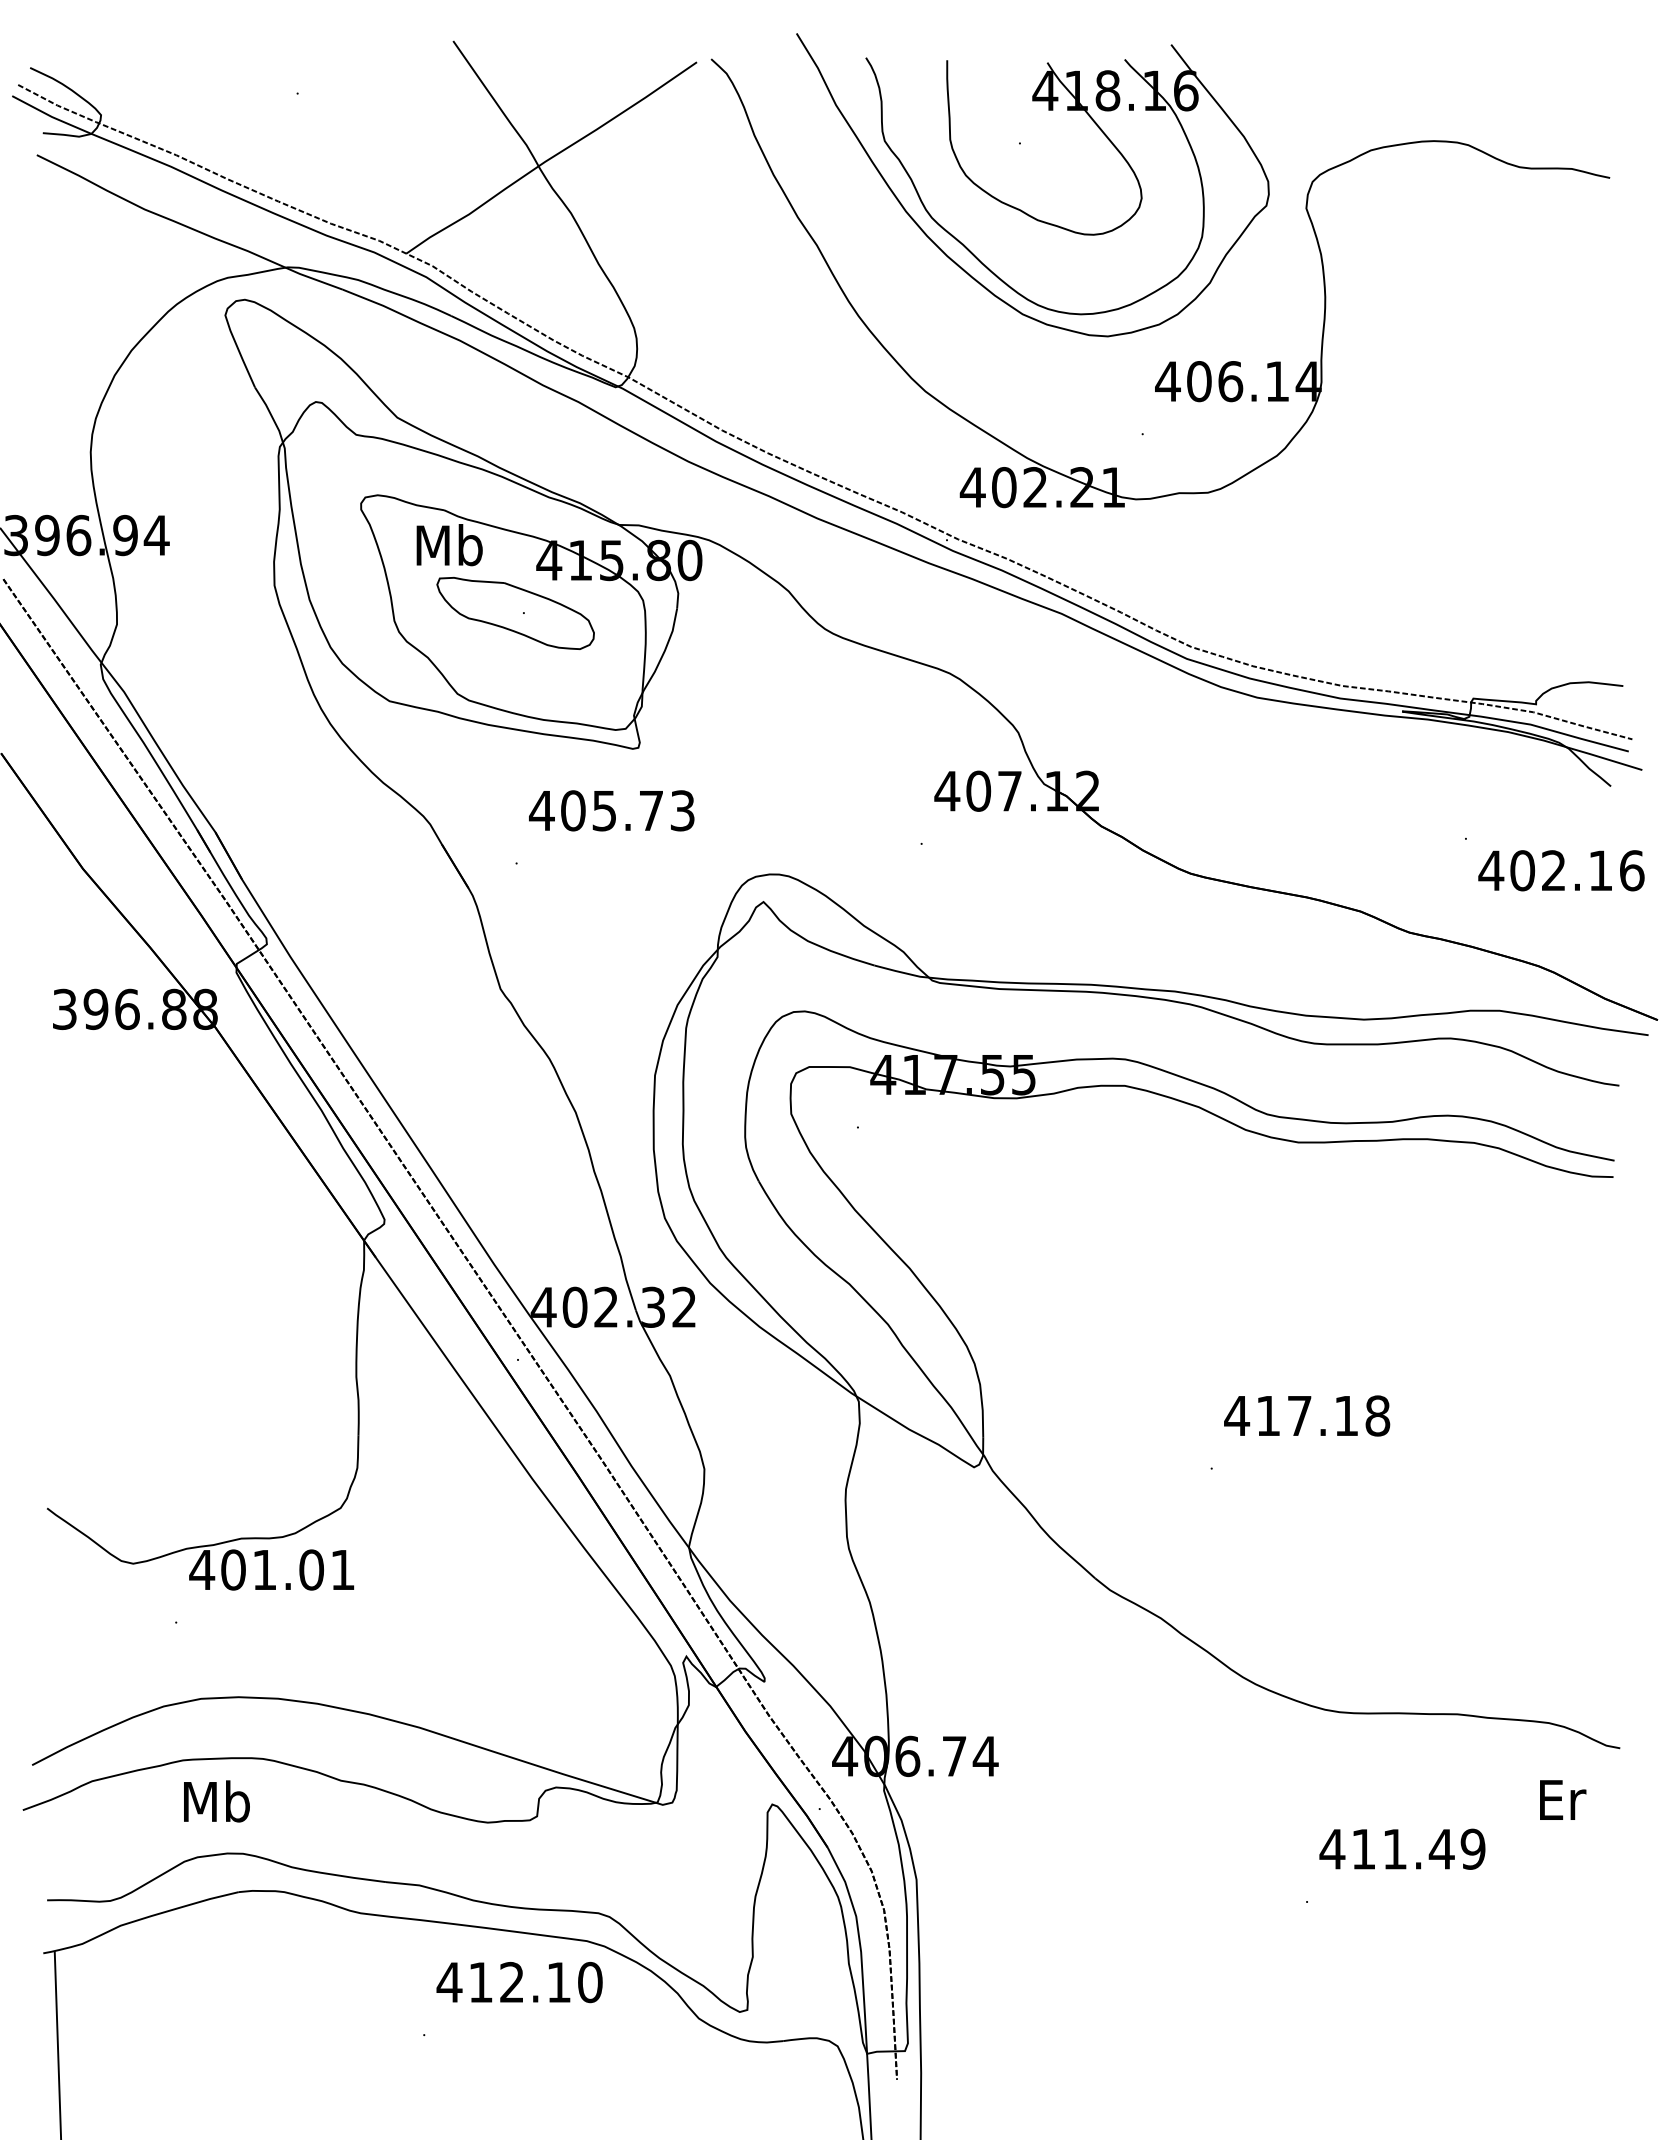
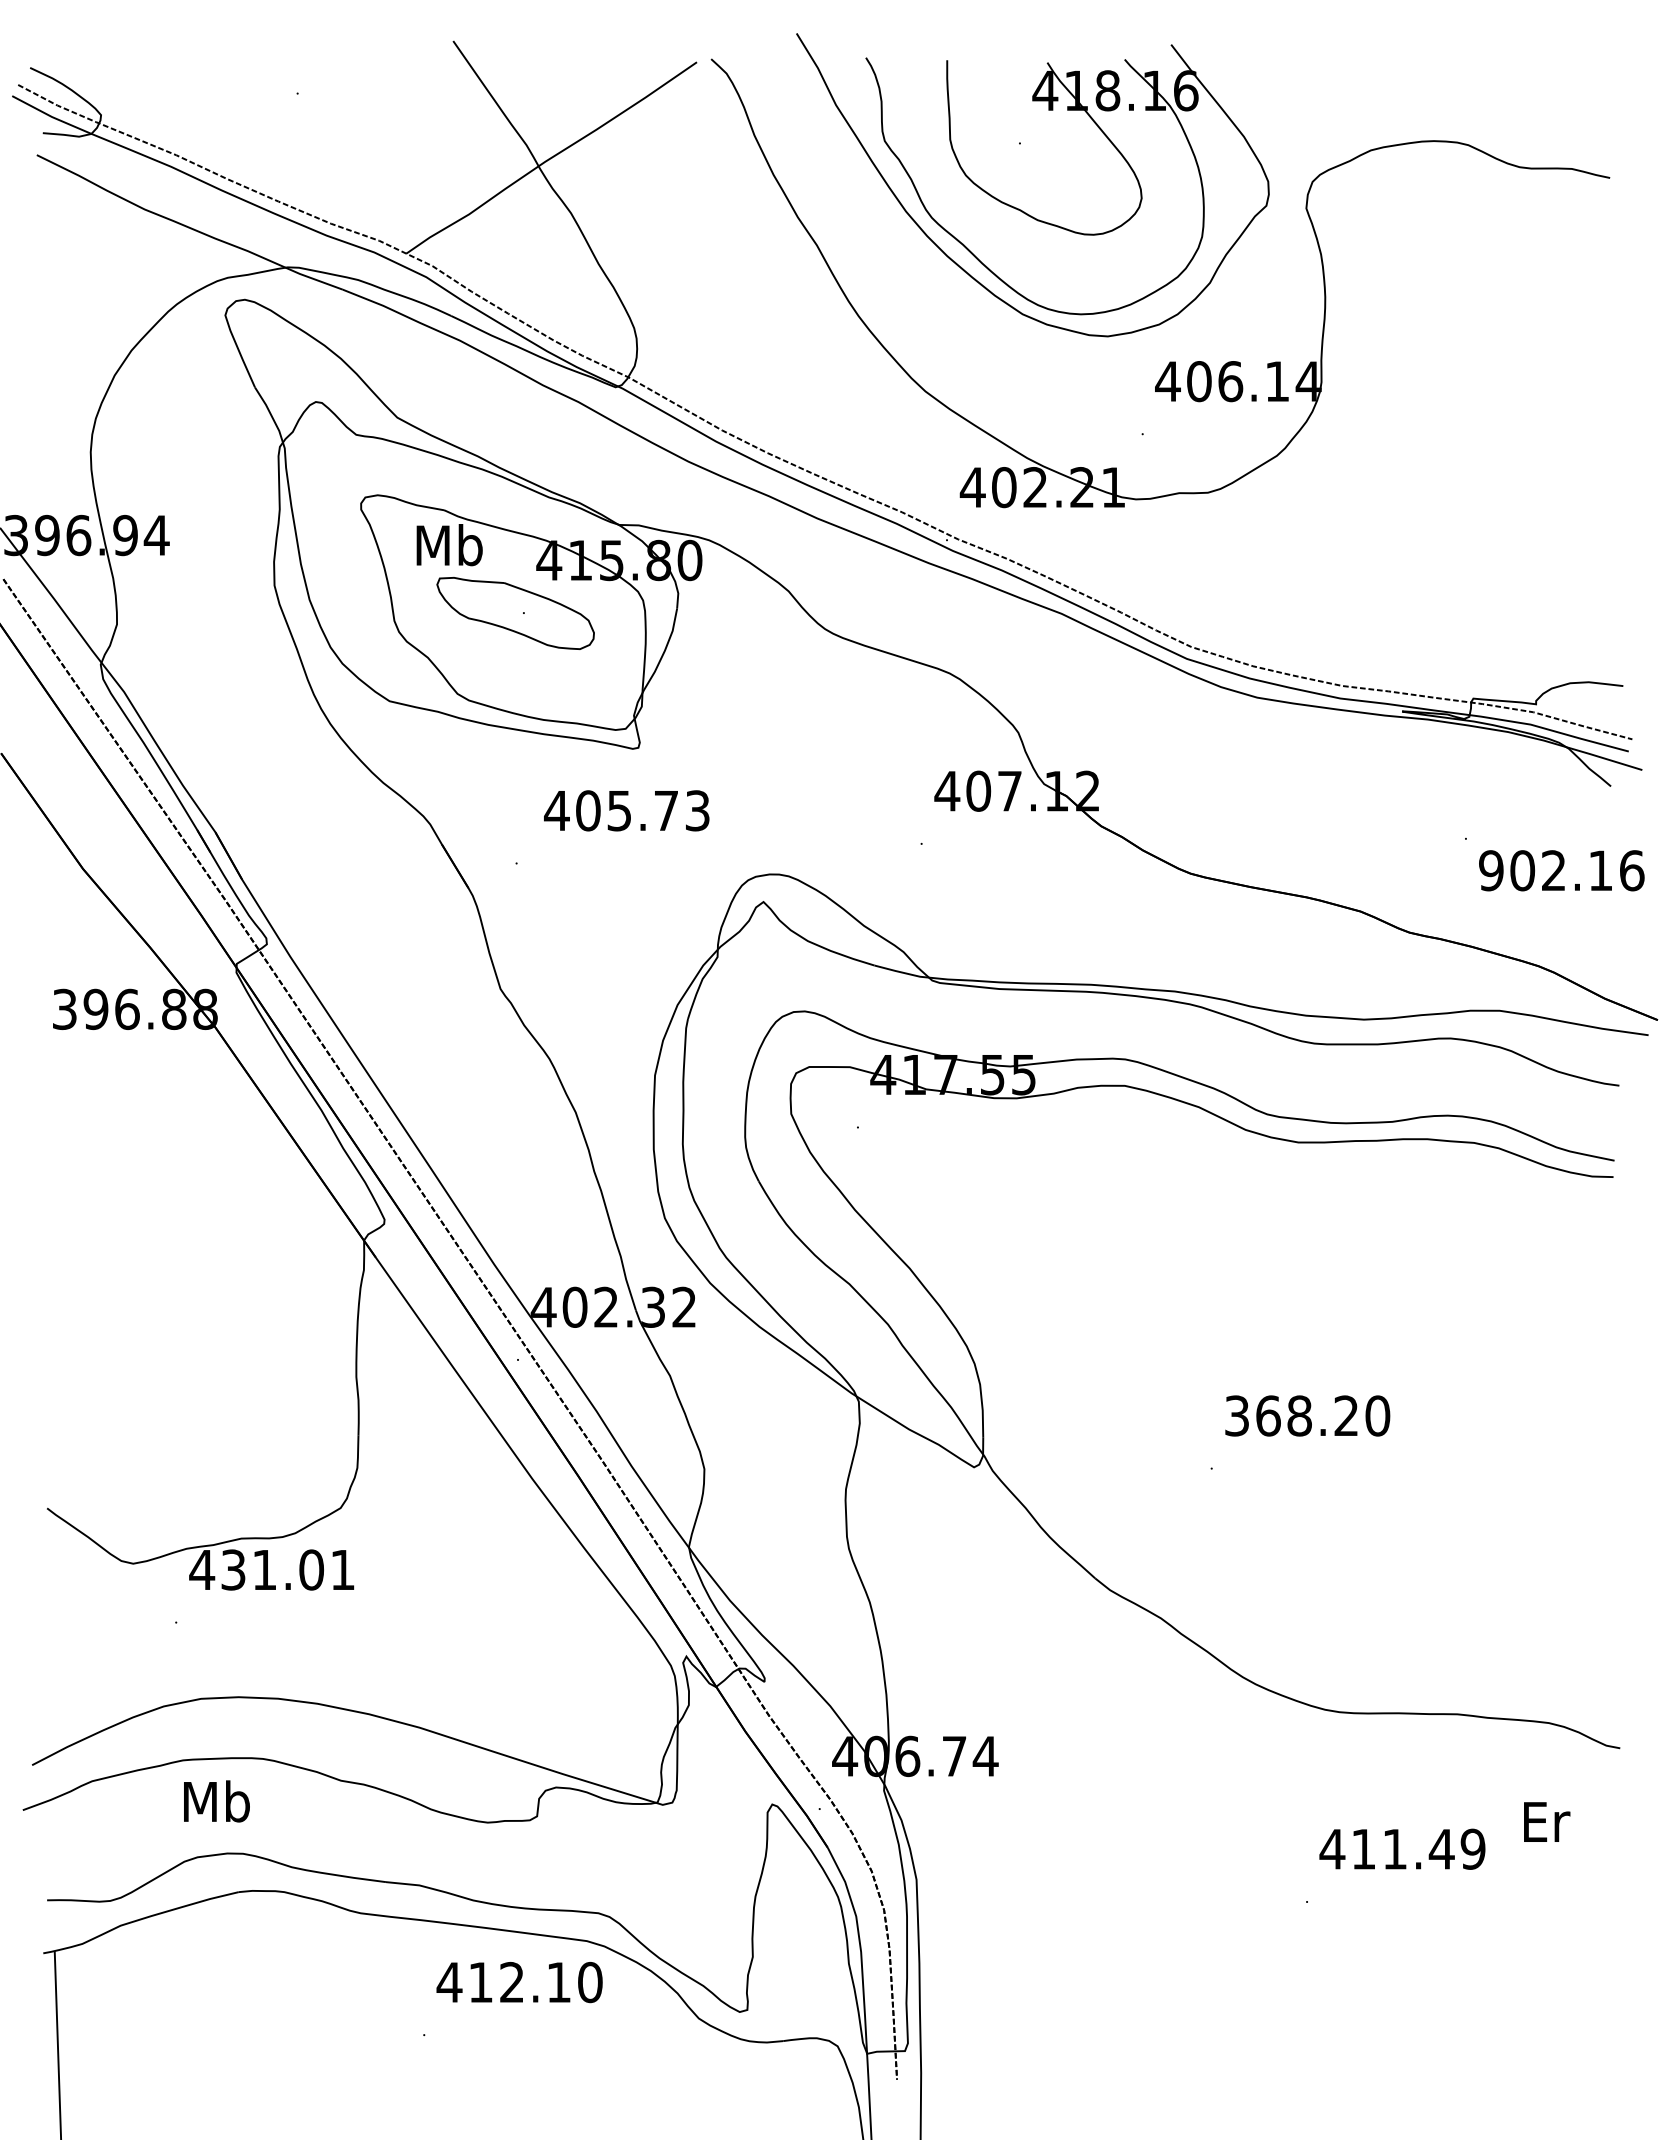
text position: (611, 810) -> (626, 810) (626, 810)
text: 402.16 -> 902.16 (1491, 870)
text: 417.18 -> 368.20 (1307, 1415)
text: 401.01 -> 431.01 (233, 1569)
text position: (1563, 1799) -> (1547, 1821) (1547, 1821)
